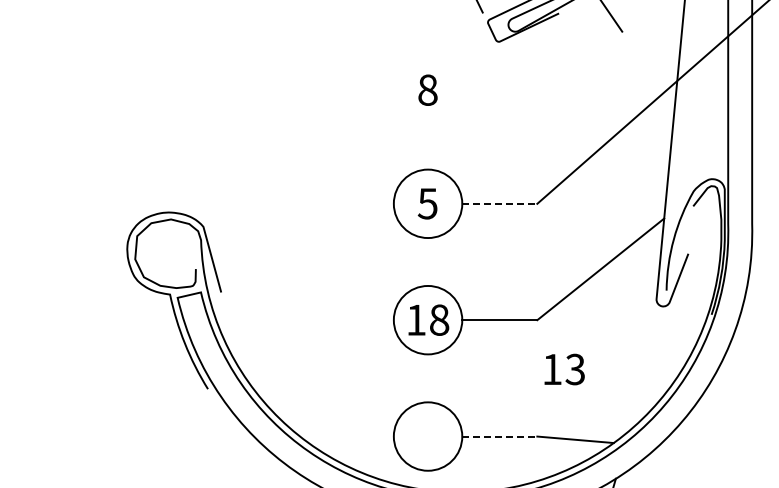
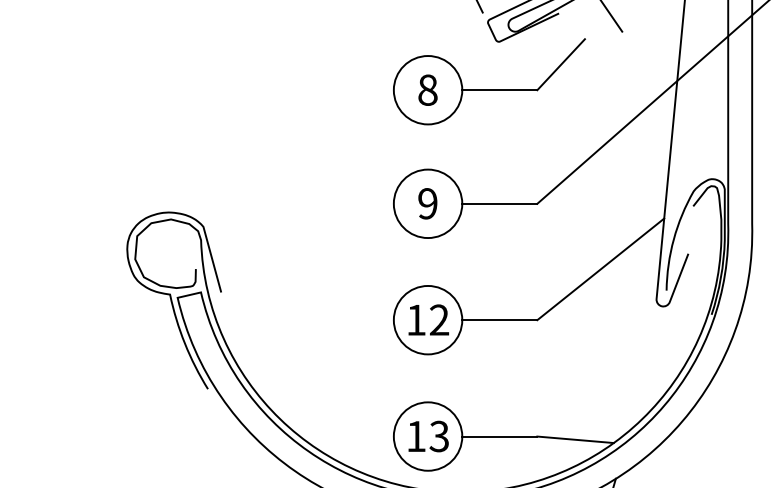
part: none -> present (489, 89)
text: 5 -> 9 (427, 203)
line: dashed -> solid (499, 203)
text: 18 -> 12 (439, 319)
text position: (564, 369) -> (428, 436) (428, 436)
line: dashed -> solid (499, 436)
